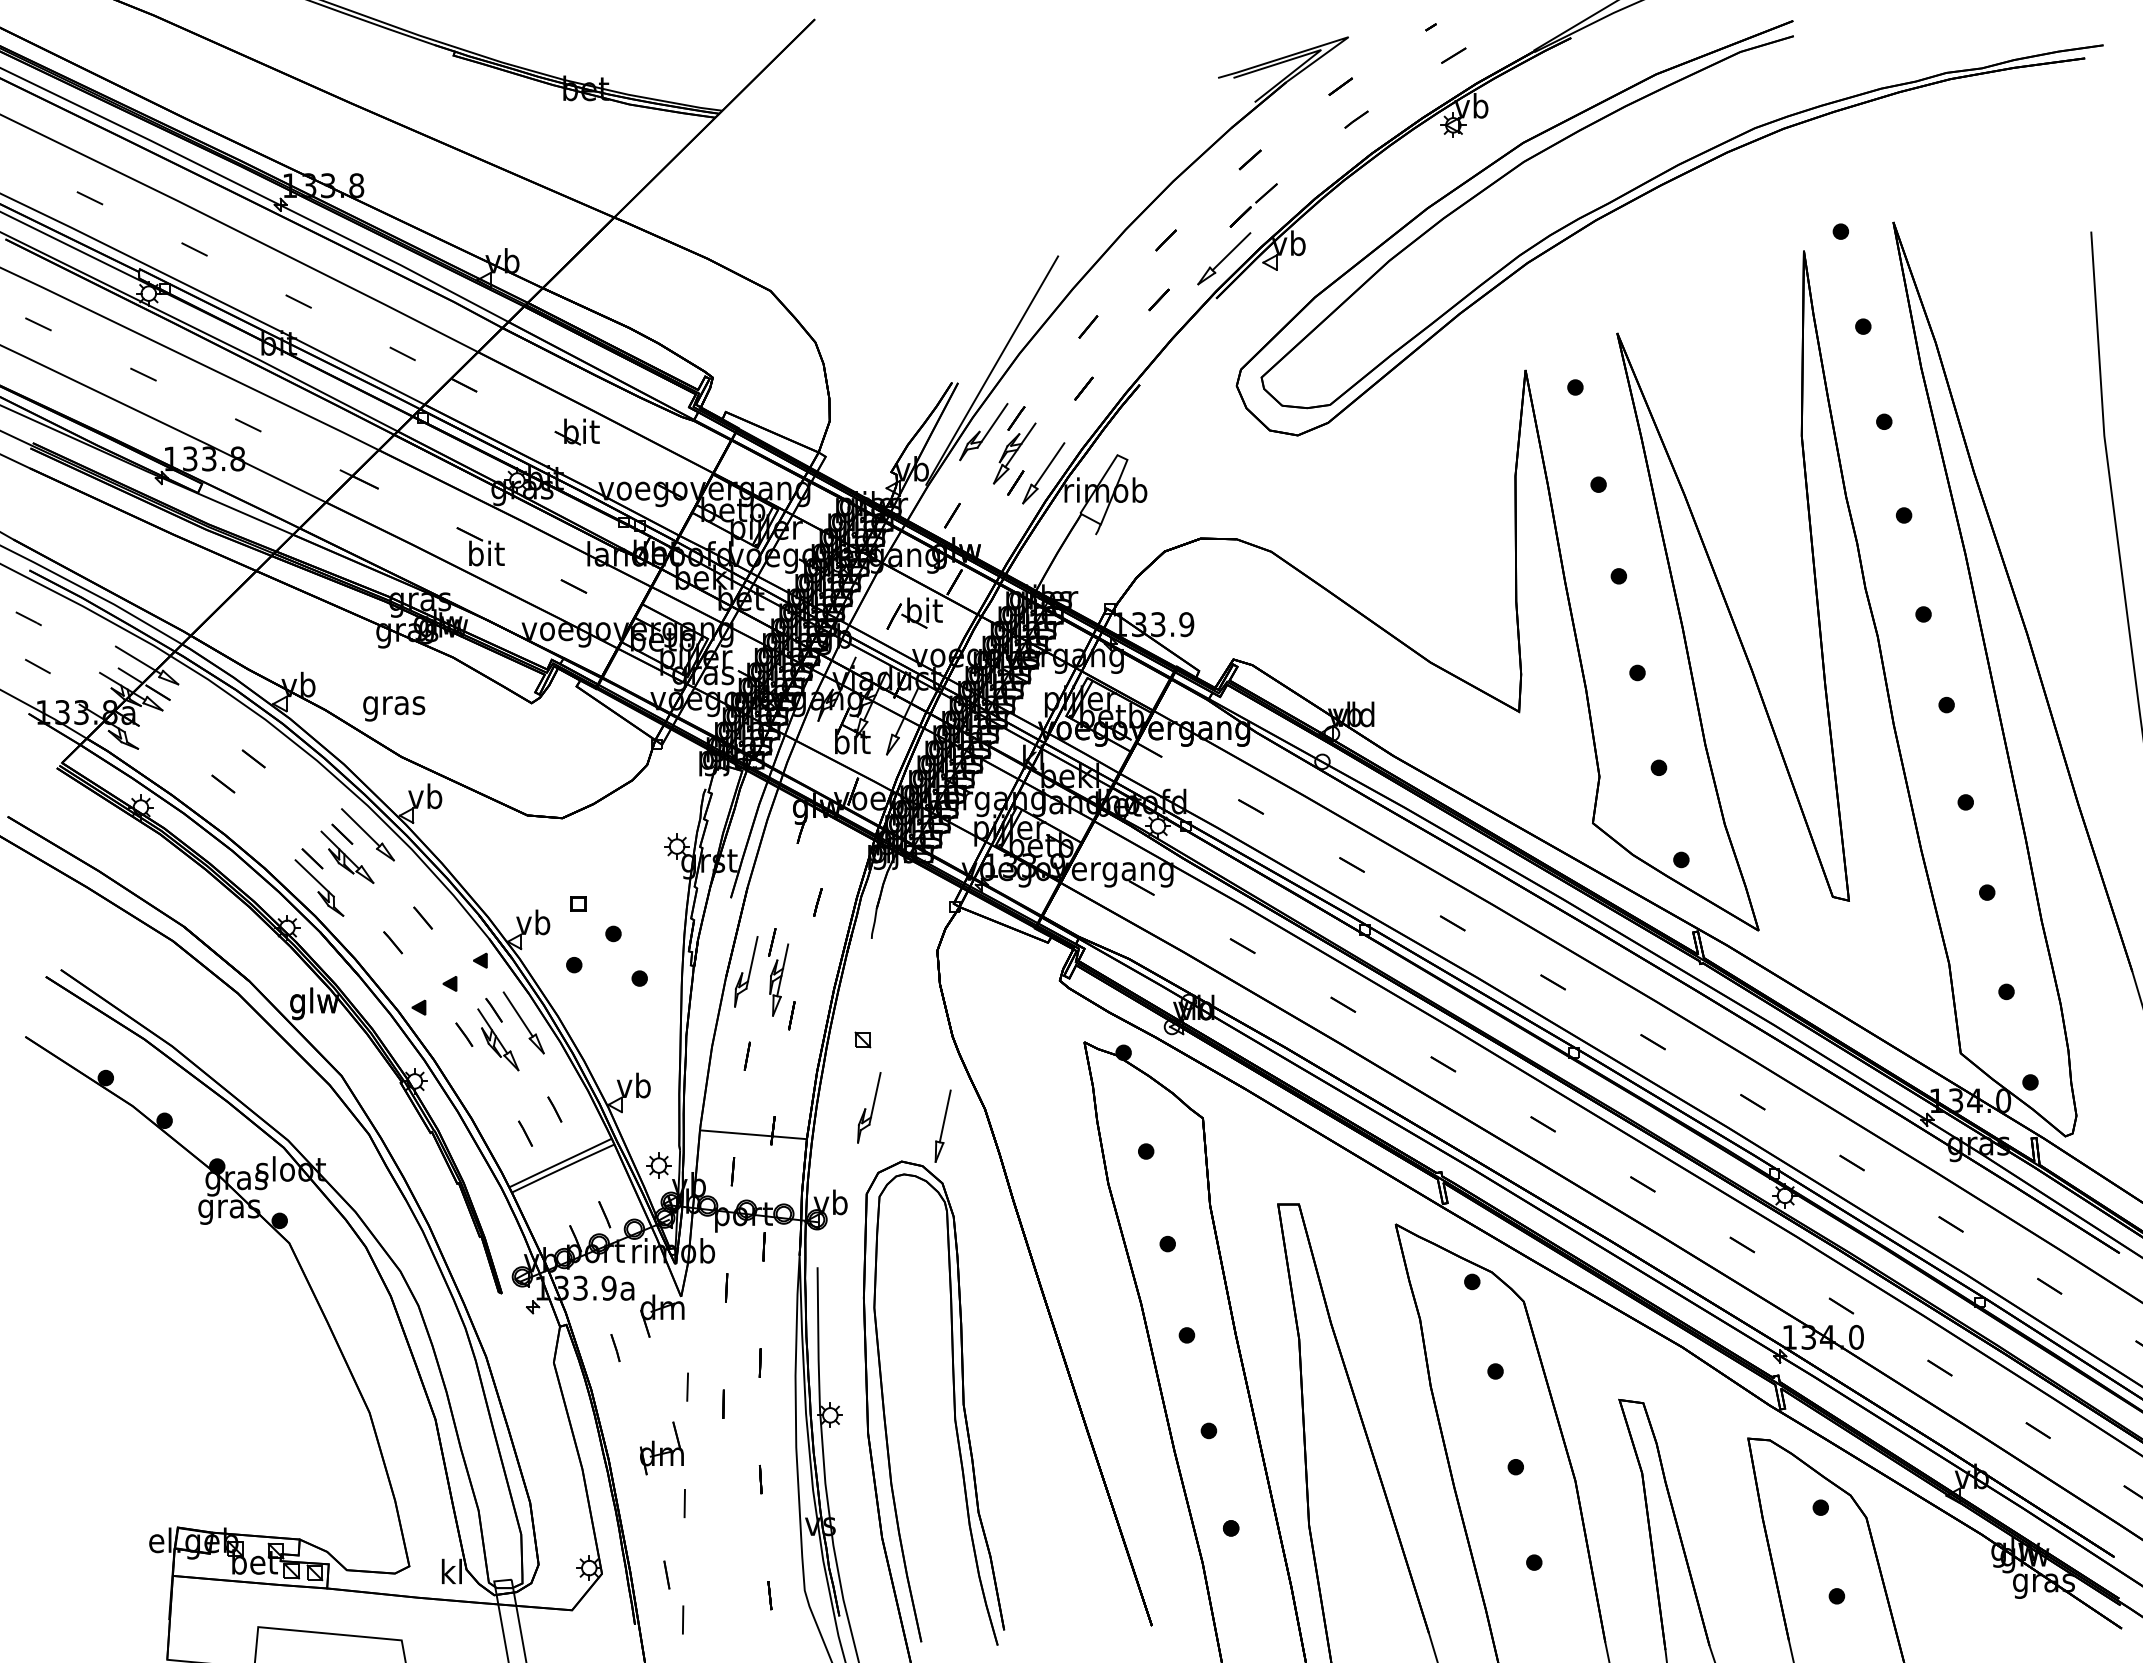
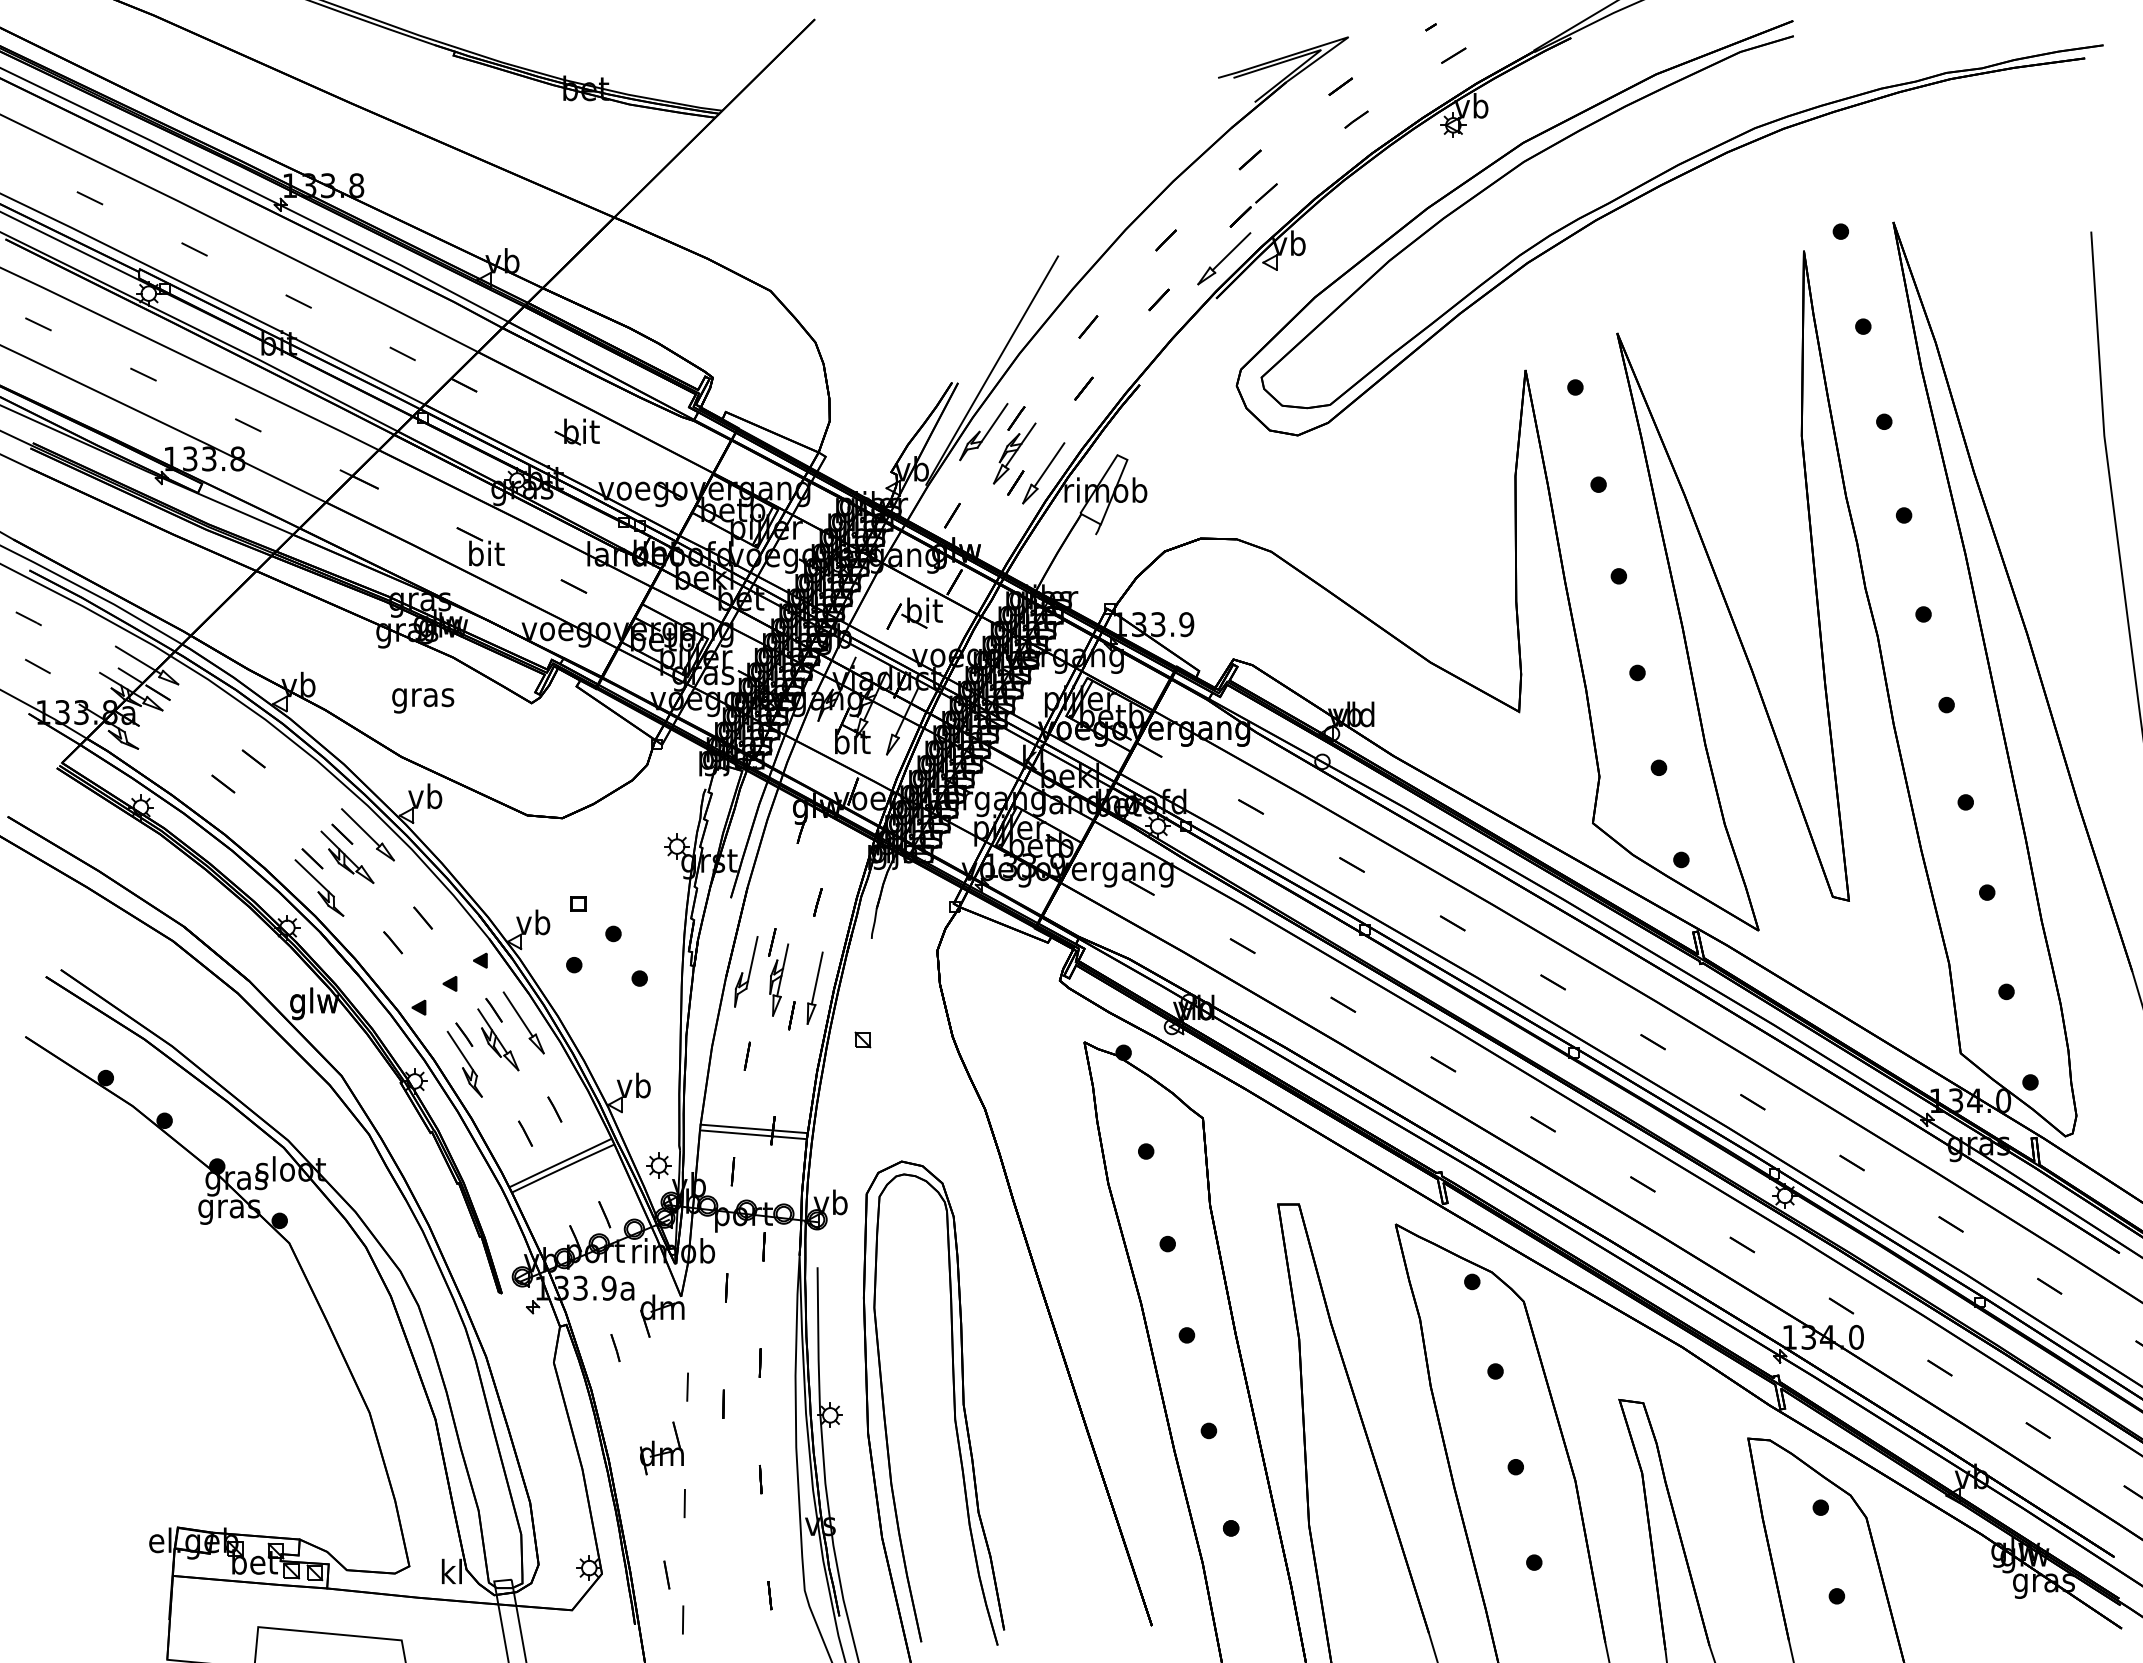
text position: (394, 708) -> (423, 700) (423, 700)
part: none -> present (464, 1064)
part: present -> none (869, 1107)
part position: (942, 1125) -> (814, 987) (814, 987)
line: none -> present (753, 1128)
